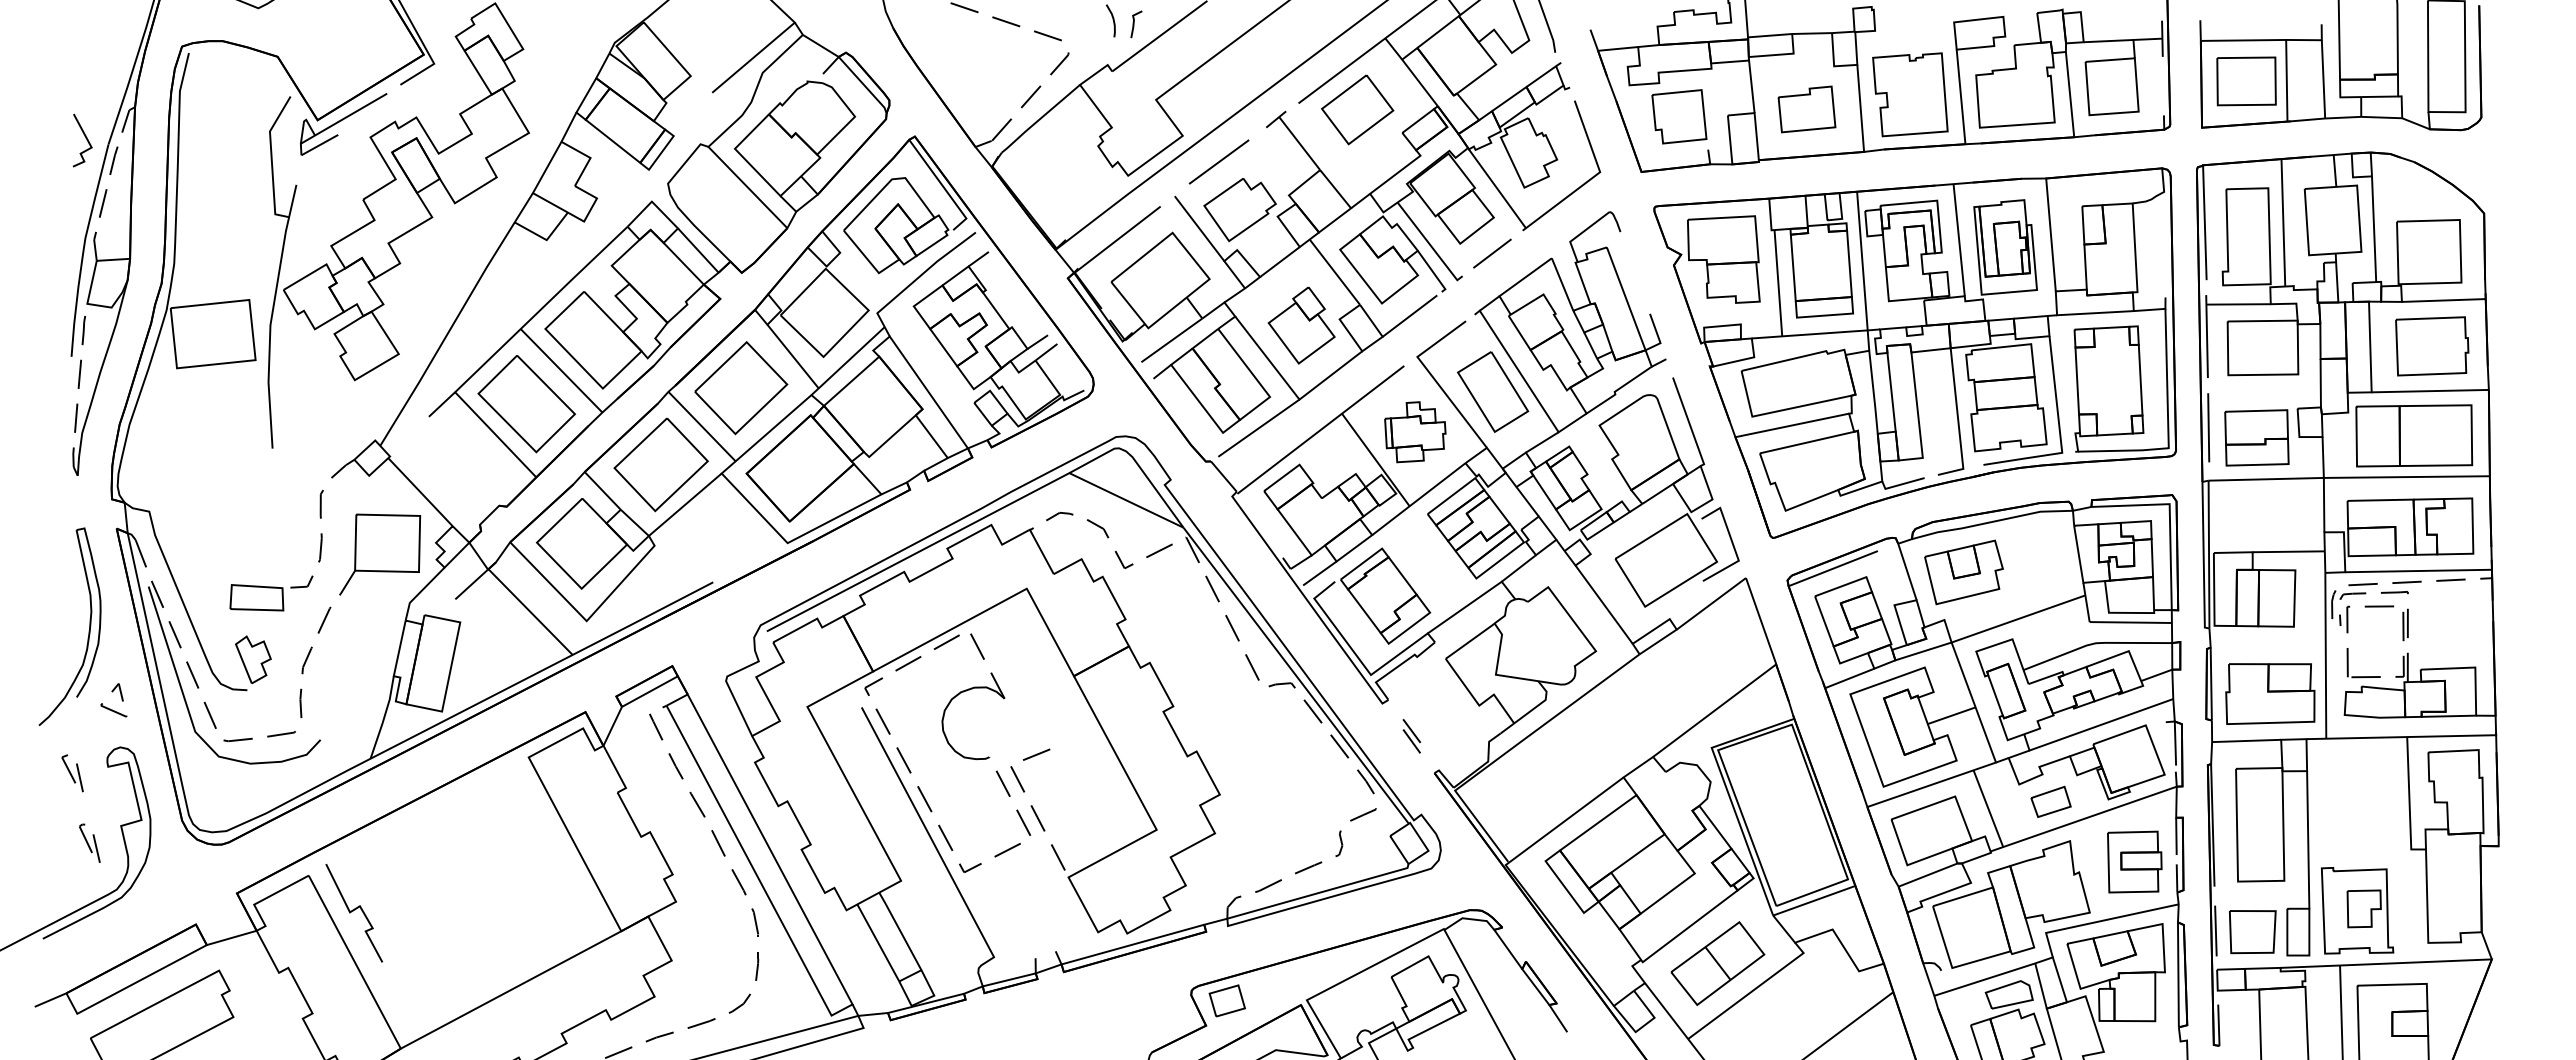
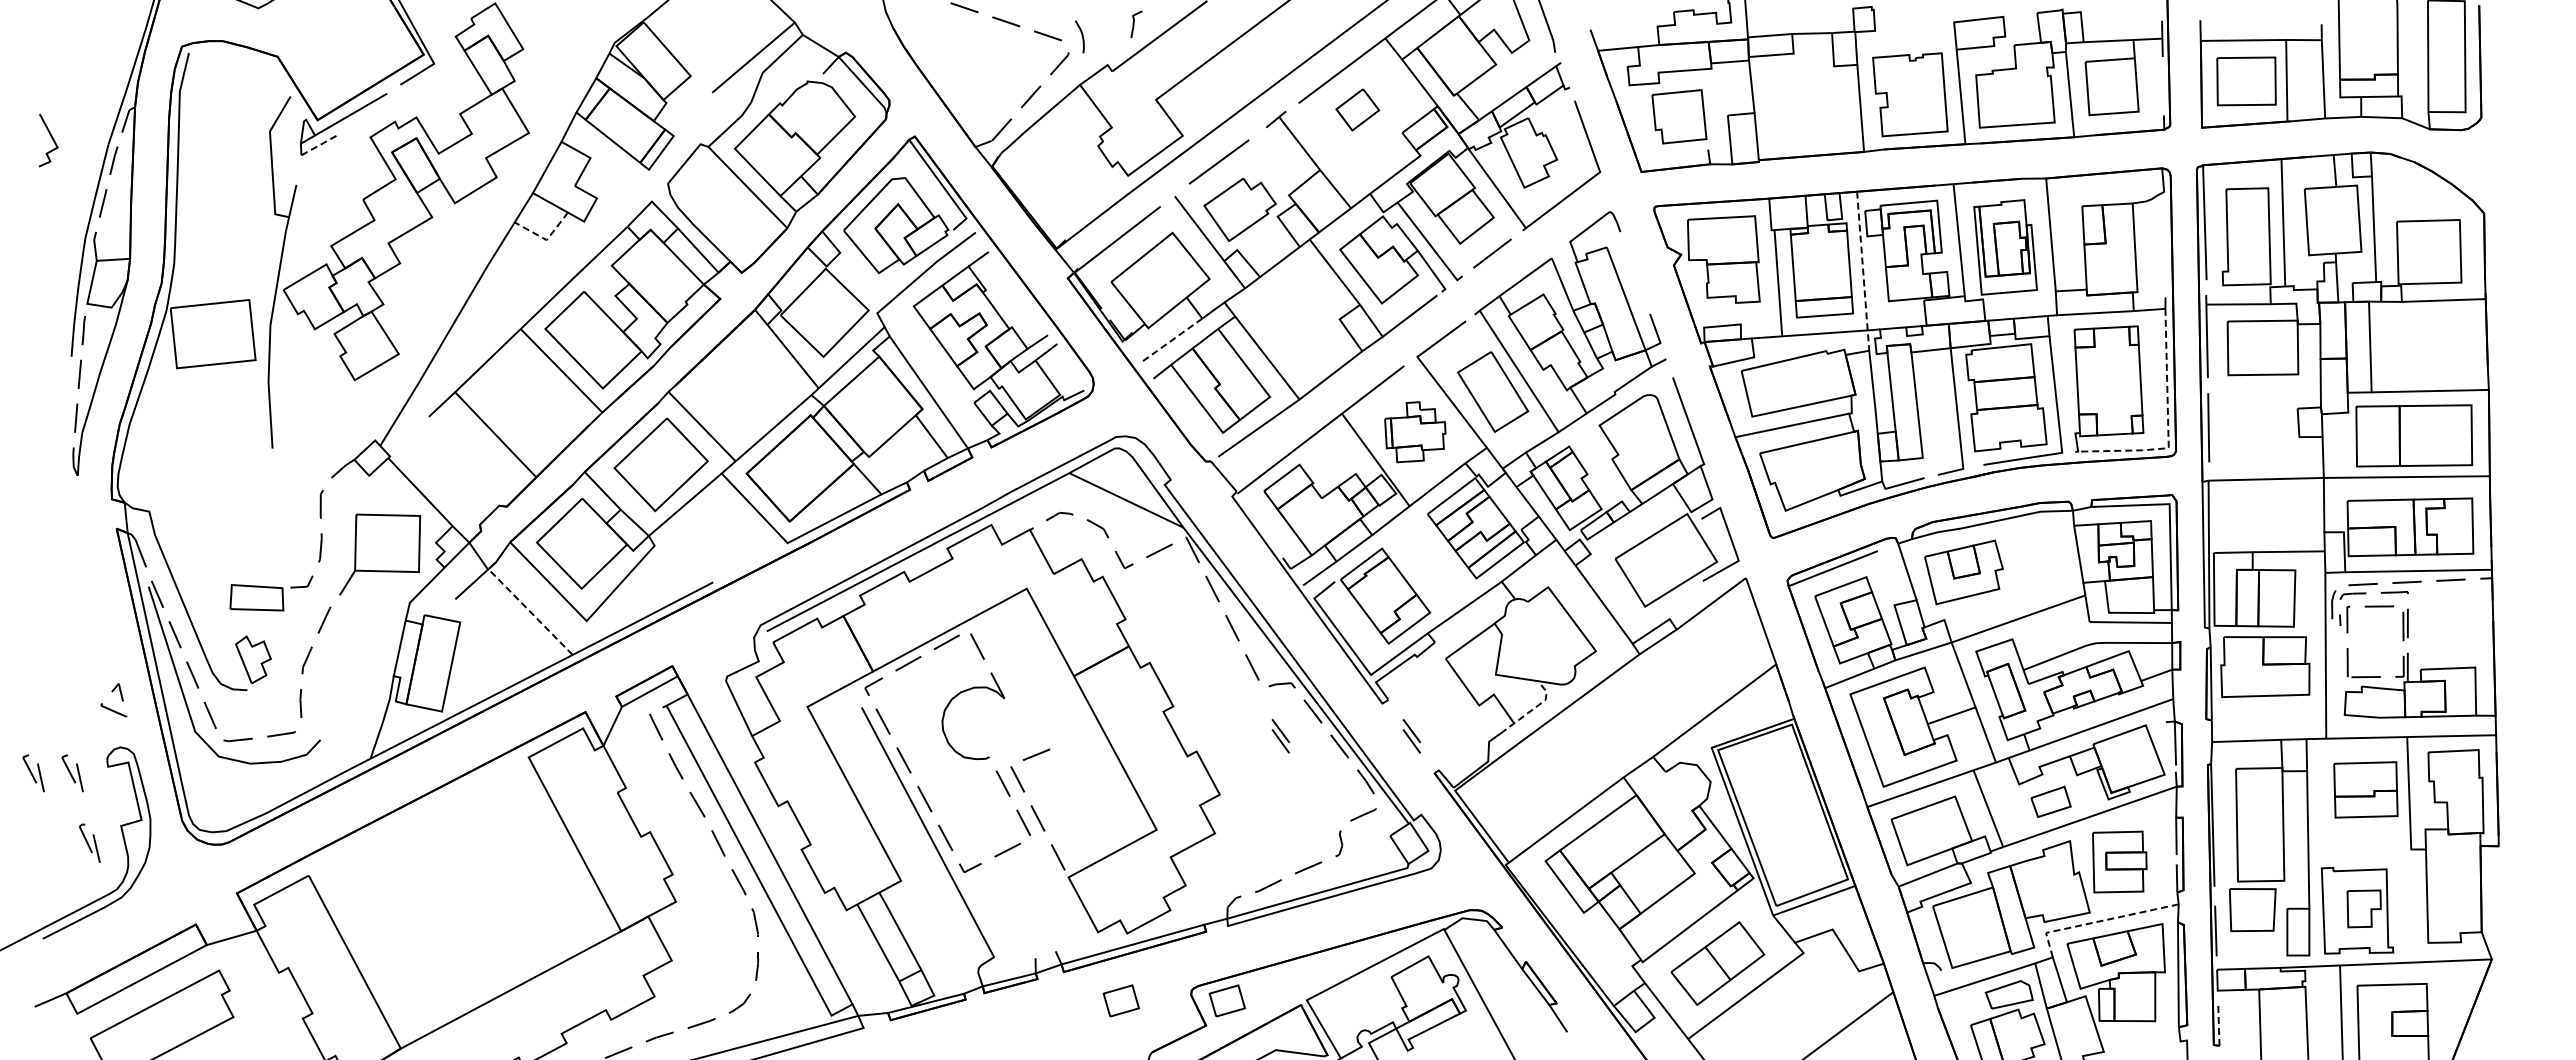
curve position: (1112, 20) -> (1081, 36) (1081, 36)
part size: 74x72 px -> 46x44 px (1357, 109)
part: present -> none (1806, 109)
line position: (85, 138) -> (51, 138) (51, 138)
line: solid -> dashed (320, 144)
line: solid -> dashed (545, 239)
line: solid -> dashed (1863, 271)
part: present -> none (1301, 325)
line: solid -> dashed (1171, 340)
part: present -> none (2432, 346)
part: present -> none (741, 388)
part: present -> none (526, 404)
line: solid -> dashed (2168, 425)
part position: (2256, 437) -> (2365, 789) (2365, 789)
line: solid -> dashed (530, 611)
part: present -> none (88, 631)
part position: (2270, 693) -> (2265, 666) (2265, 666)
line: solid -> dashed (1533, 709)
part: none -> present (1280, 736)
part: none -> present (33, 773)
part position: (2134, 861) -> (2119, 861) (2119, 861)
curve: present -> none (353, 911)
line: solid -> dashed (2099, 921)
part position: (2252, 932) -> (2252, 910) (2252, 910)
part: none -> present (1120, 1000)
line: solid -> dashed (2218, 1025)
